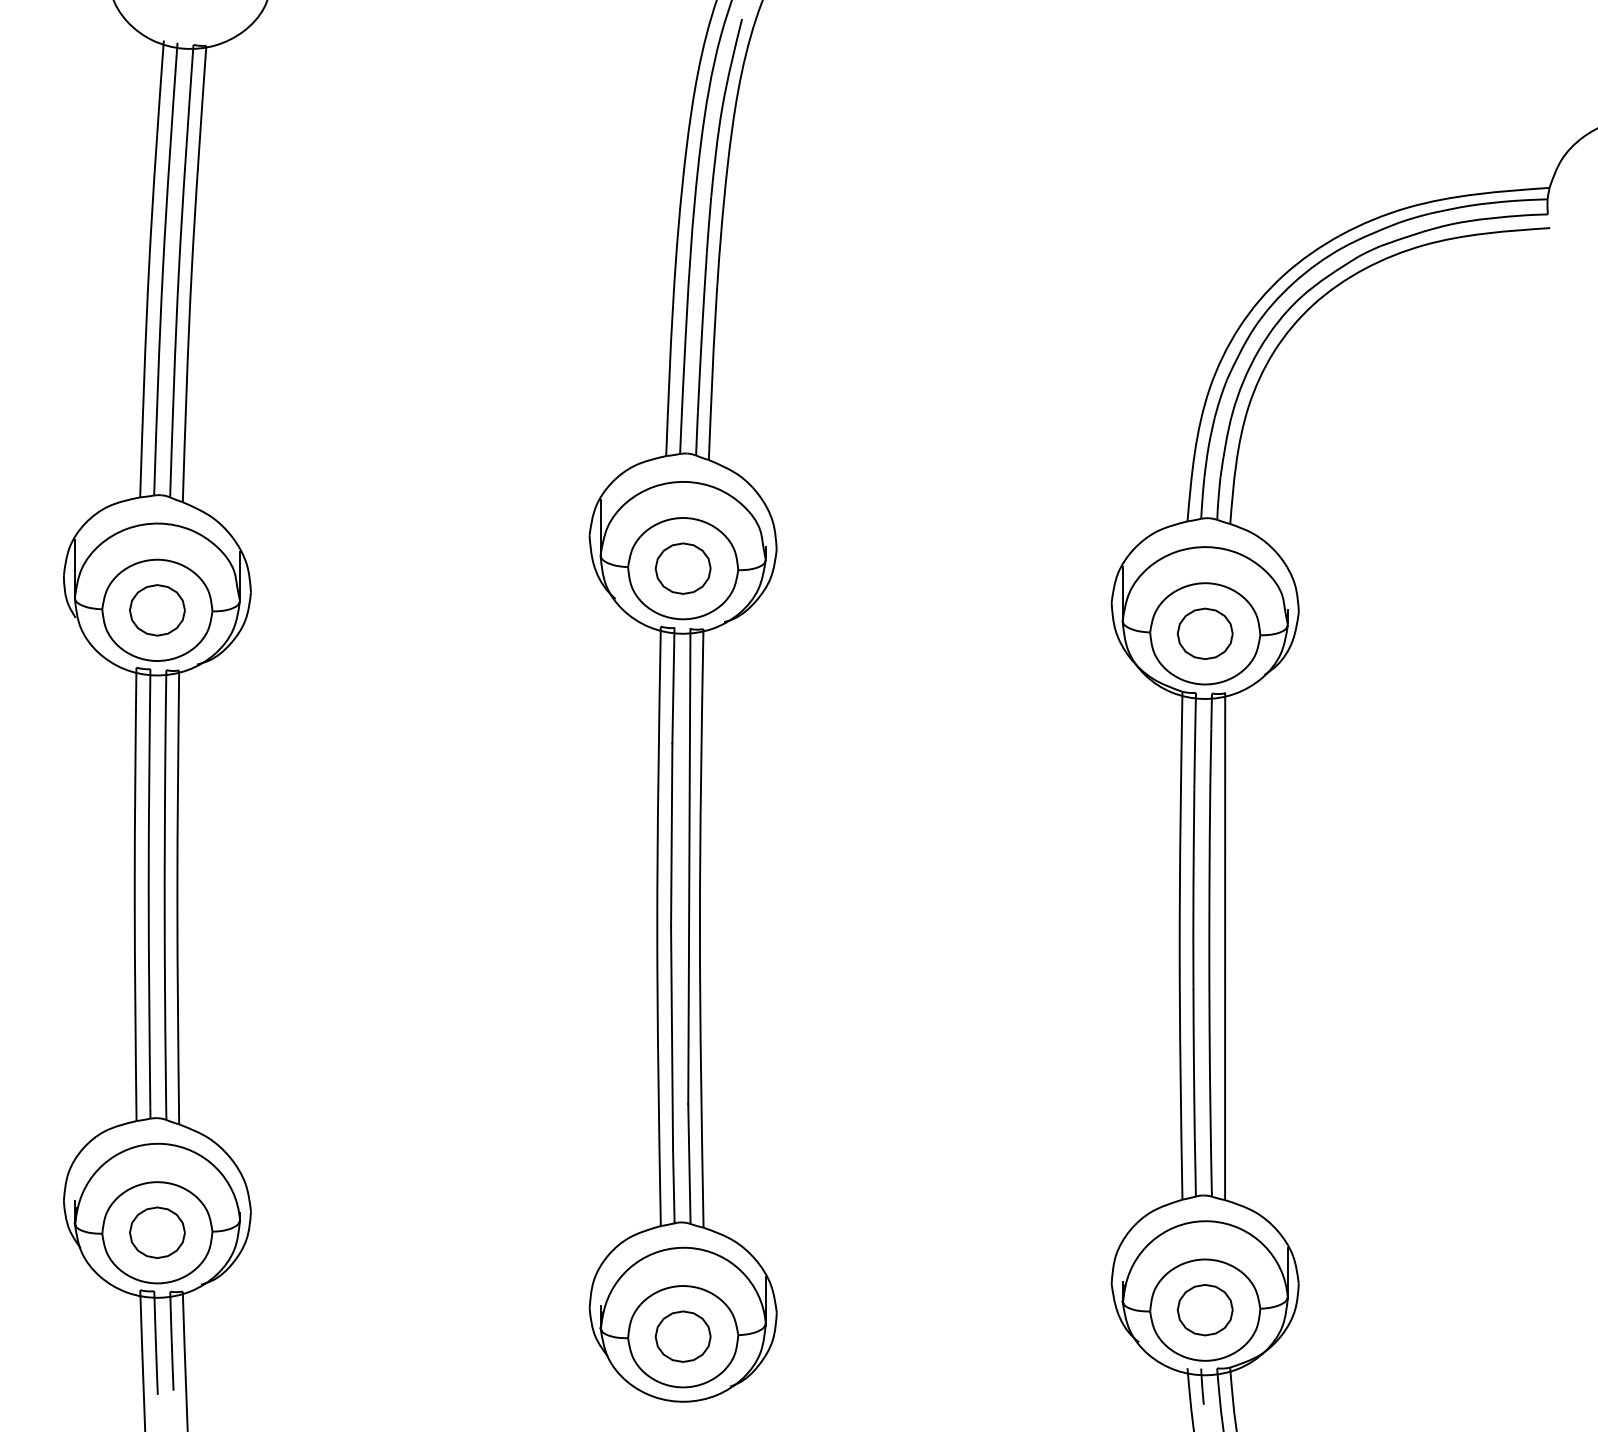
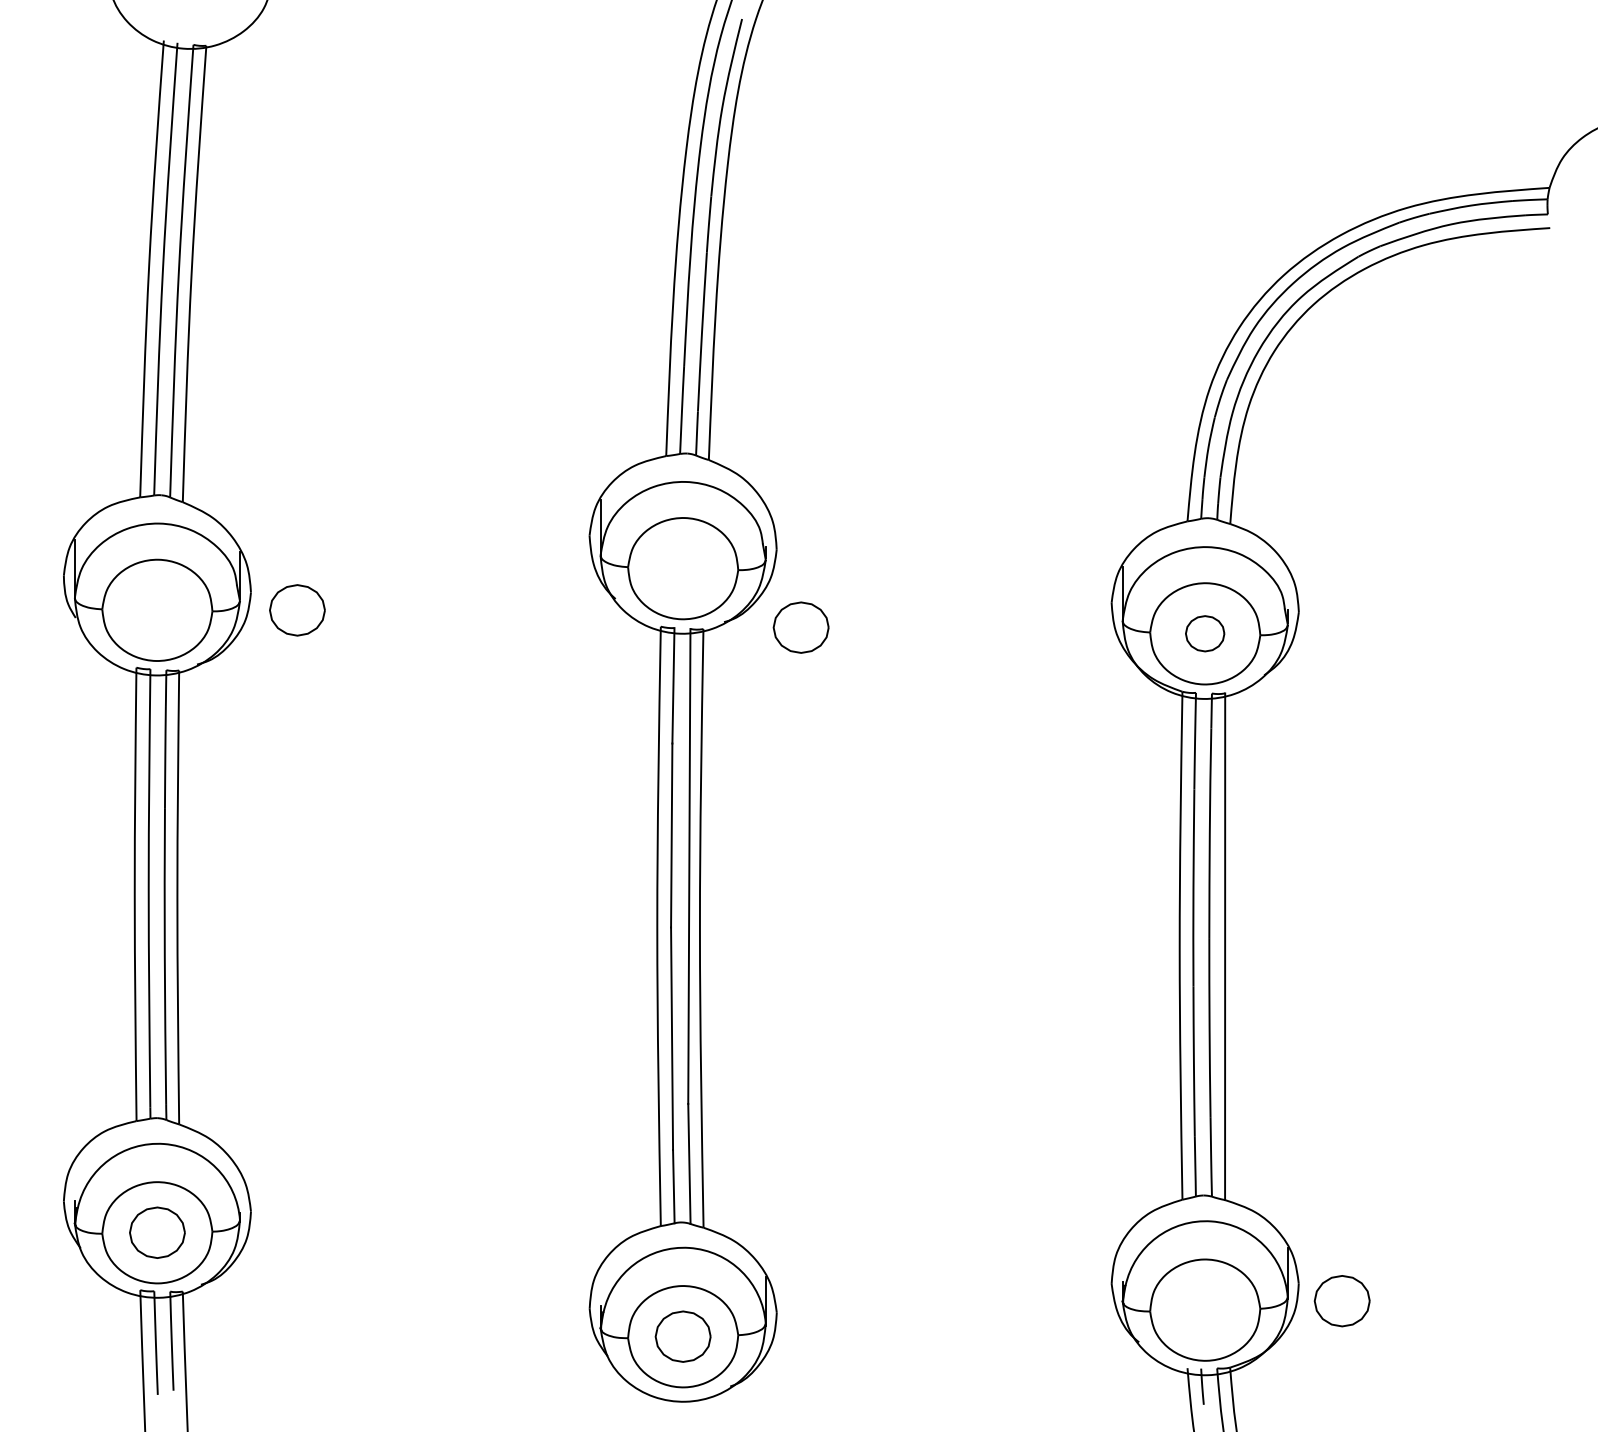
part position: (682, 568) -> (800, 627) (800, 627)
part position: (157, 610) -> (297, 610) (297, 610)
part size: 58x53 px -> 41x38 px (1205, 633)
part position: (1204, 1310) -> (1341, 1301) (1341, 1301)
